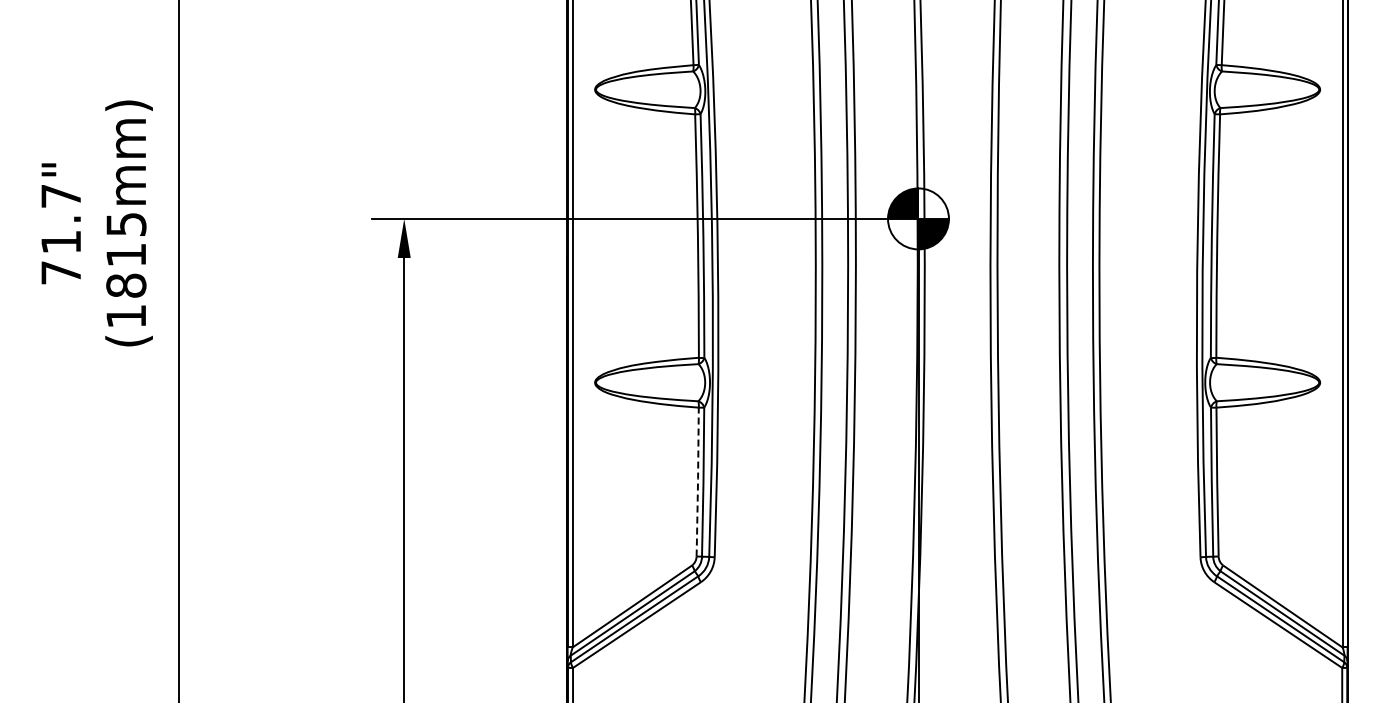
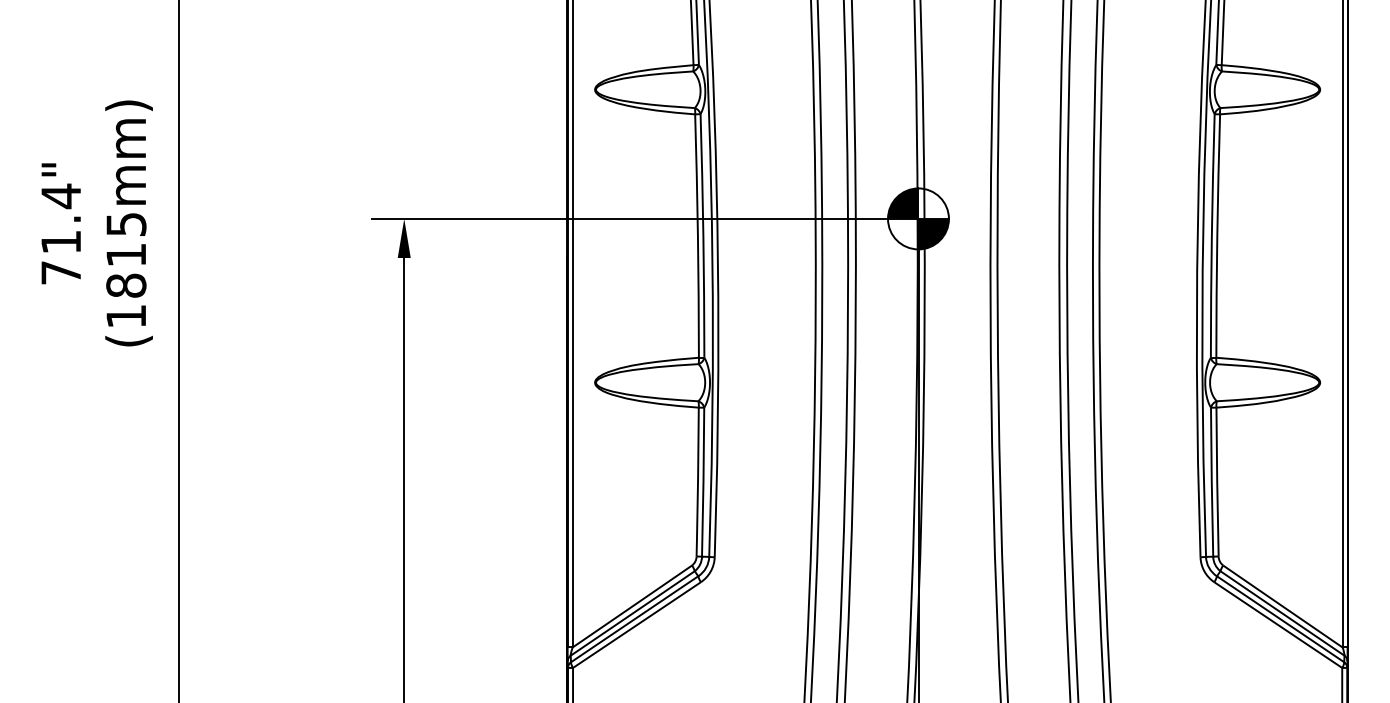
text: 71.7" -> 71.4" (60, 196)
line: dashed -> solid (698, 482)
